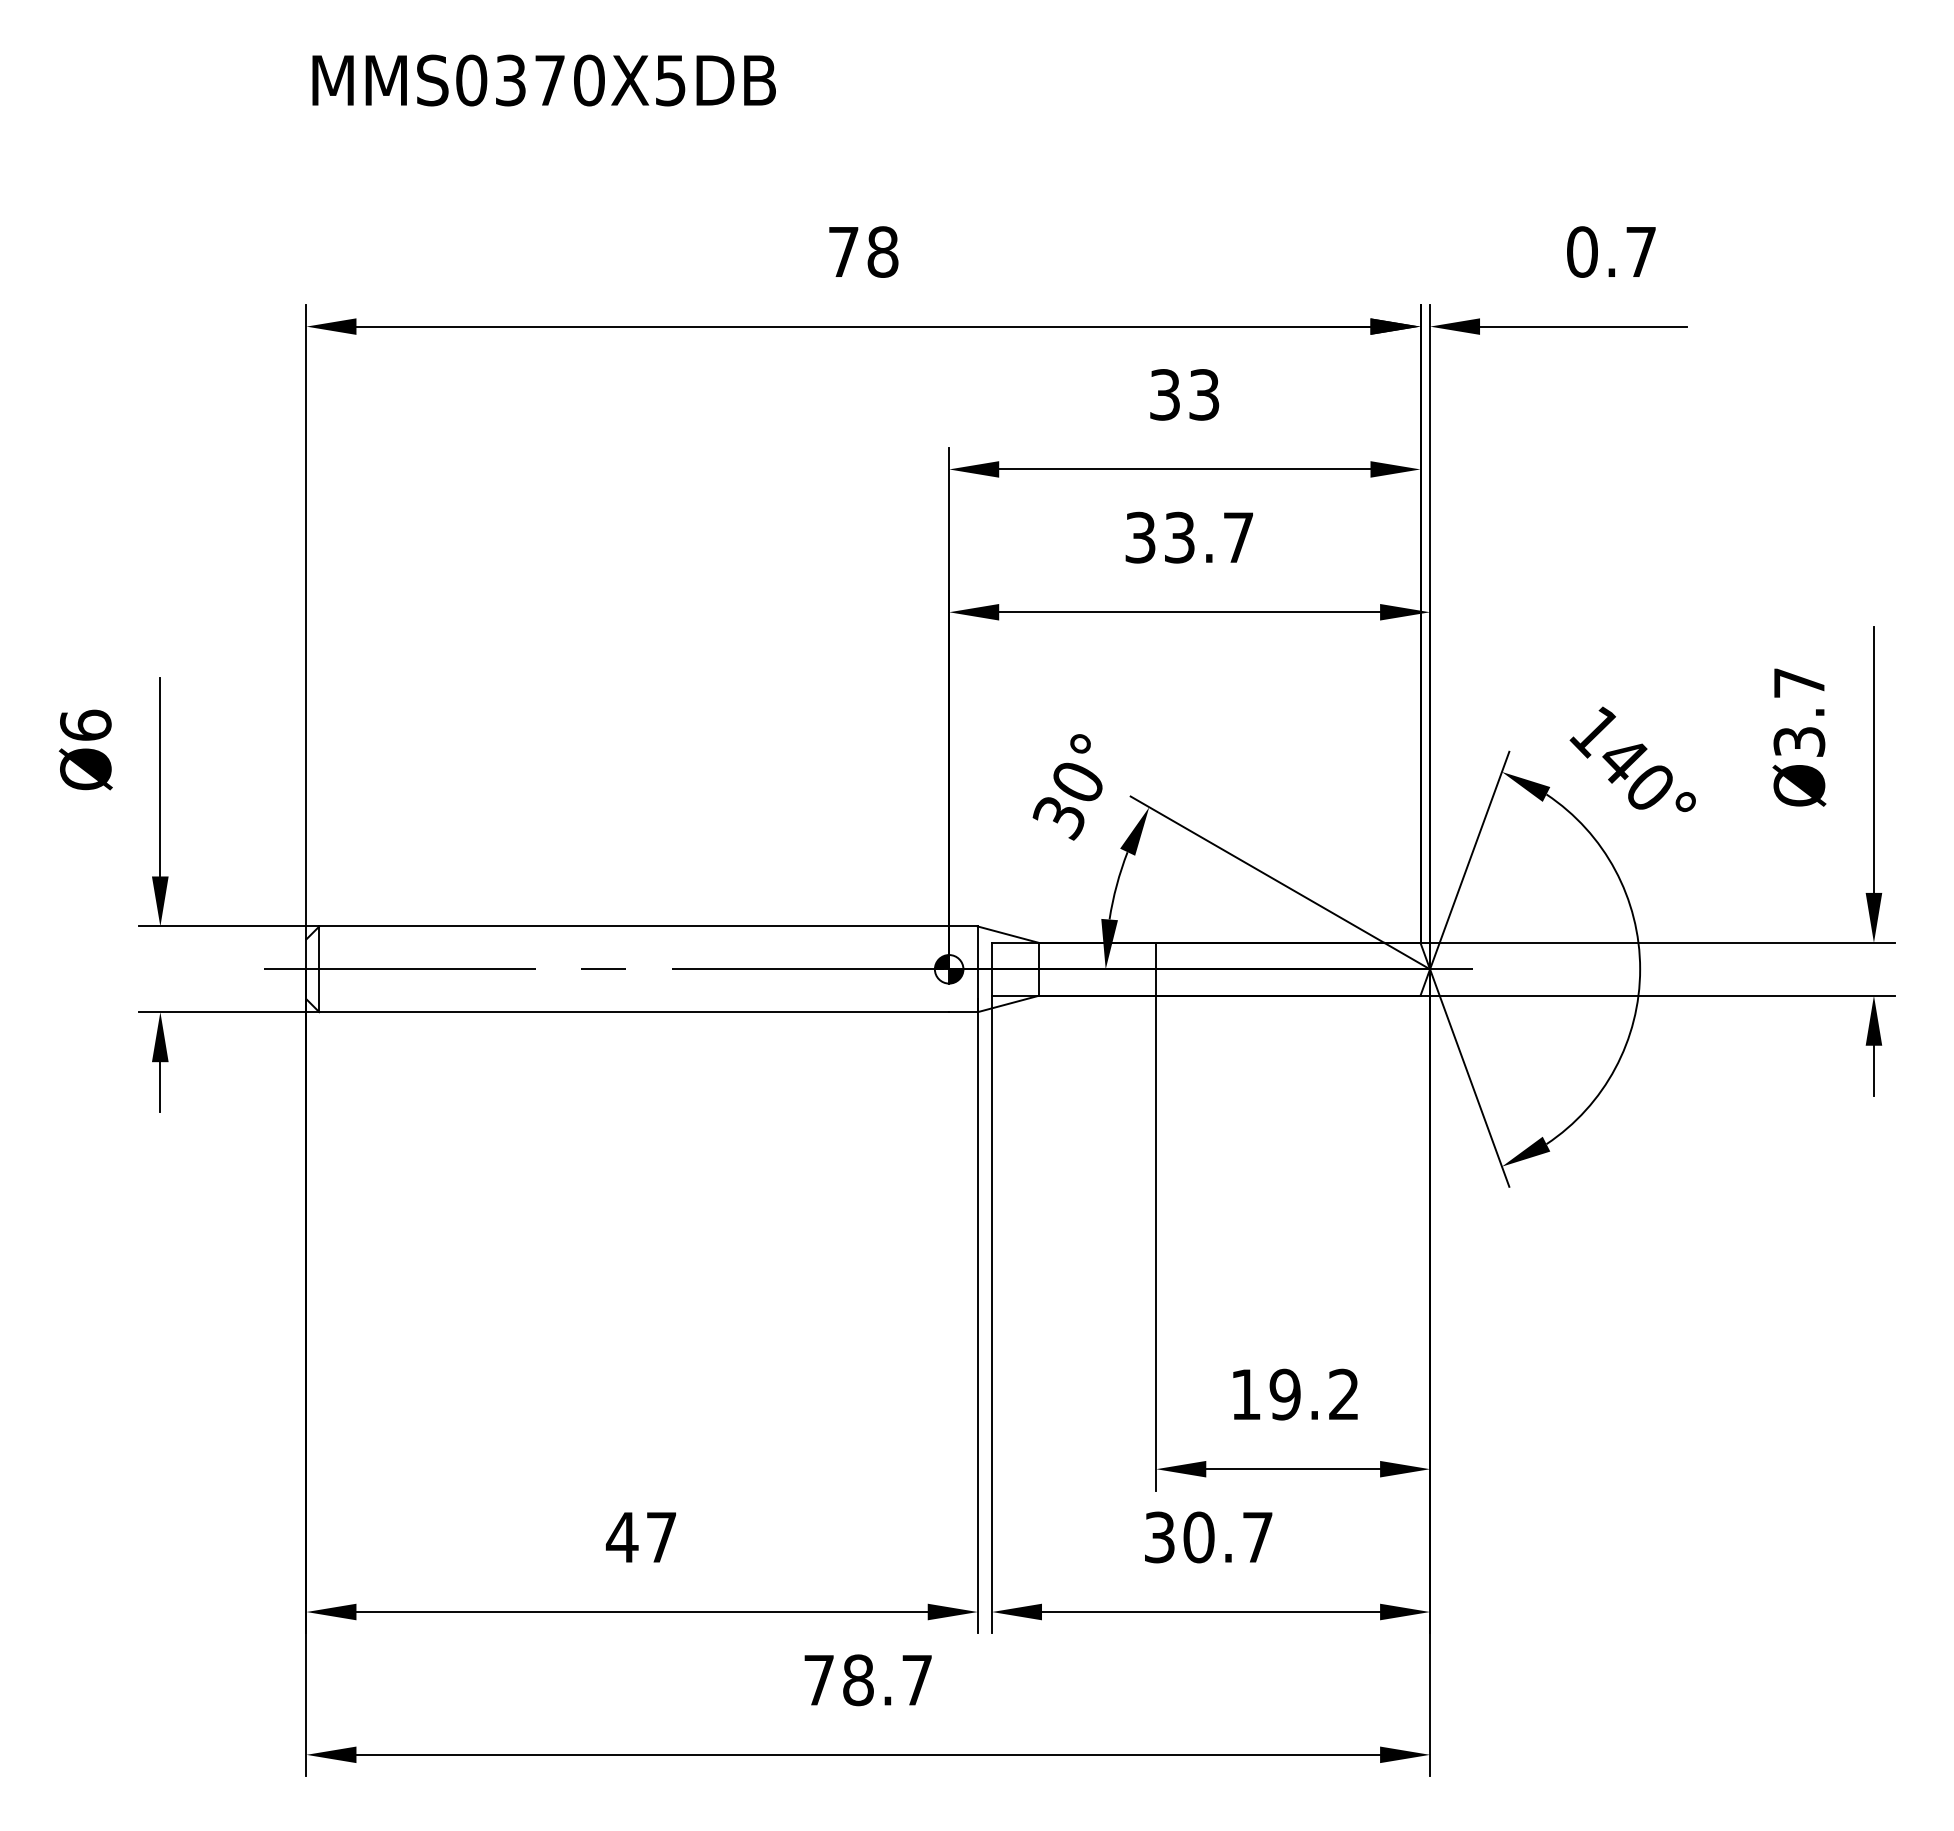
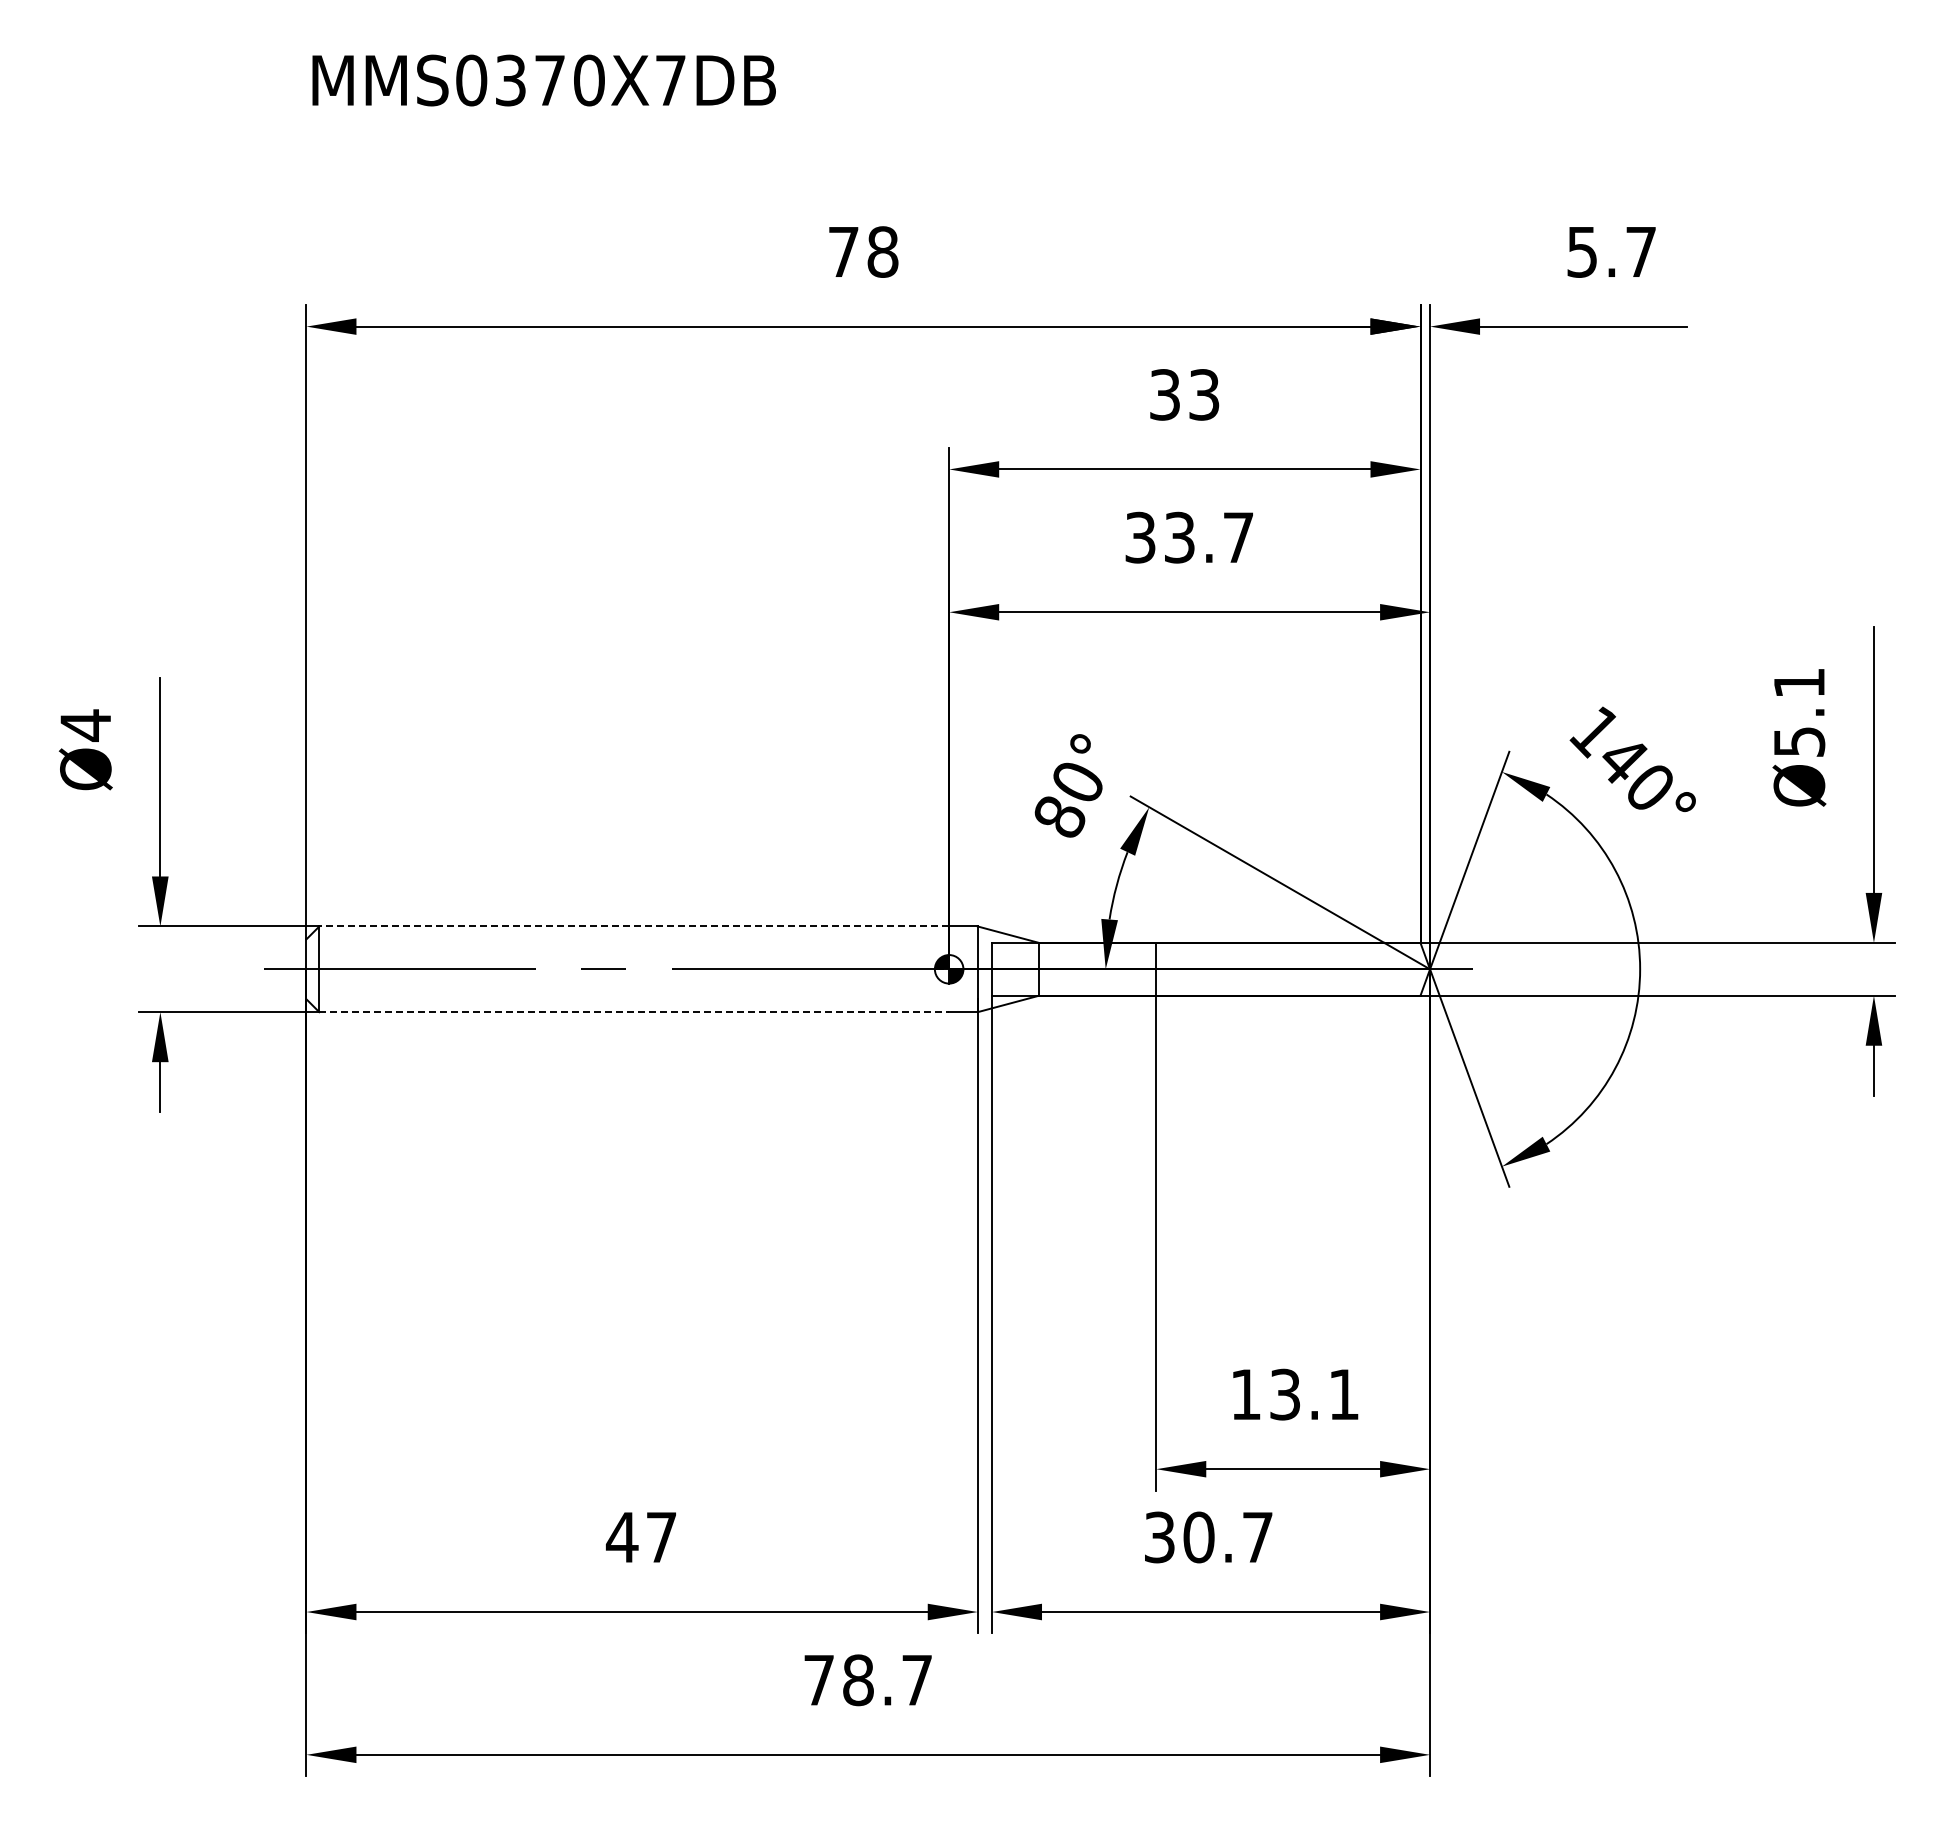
text: MMS0370X5DB -> MMS0370X7DB (670, 80)
text: 0.7 -> 5.7 (1582, 251)
text: Ø3.7 -> Ø5.1 (1798, 712)
text: Ø6 -> Ø4 (85, 725)
text: 30° -> 80° (1058, 818)
line: solid -> dashed (634, 926)
line: solid -> dashed (634, 1012)
text: 19.2 -> 13.1 (1313, 1394)
